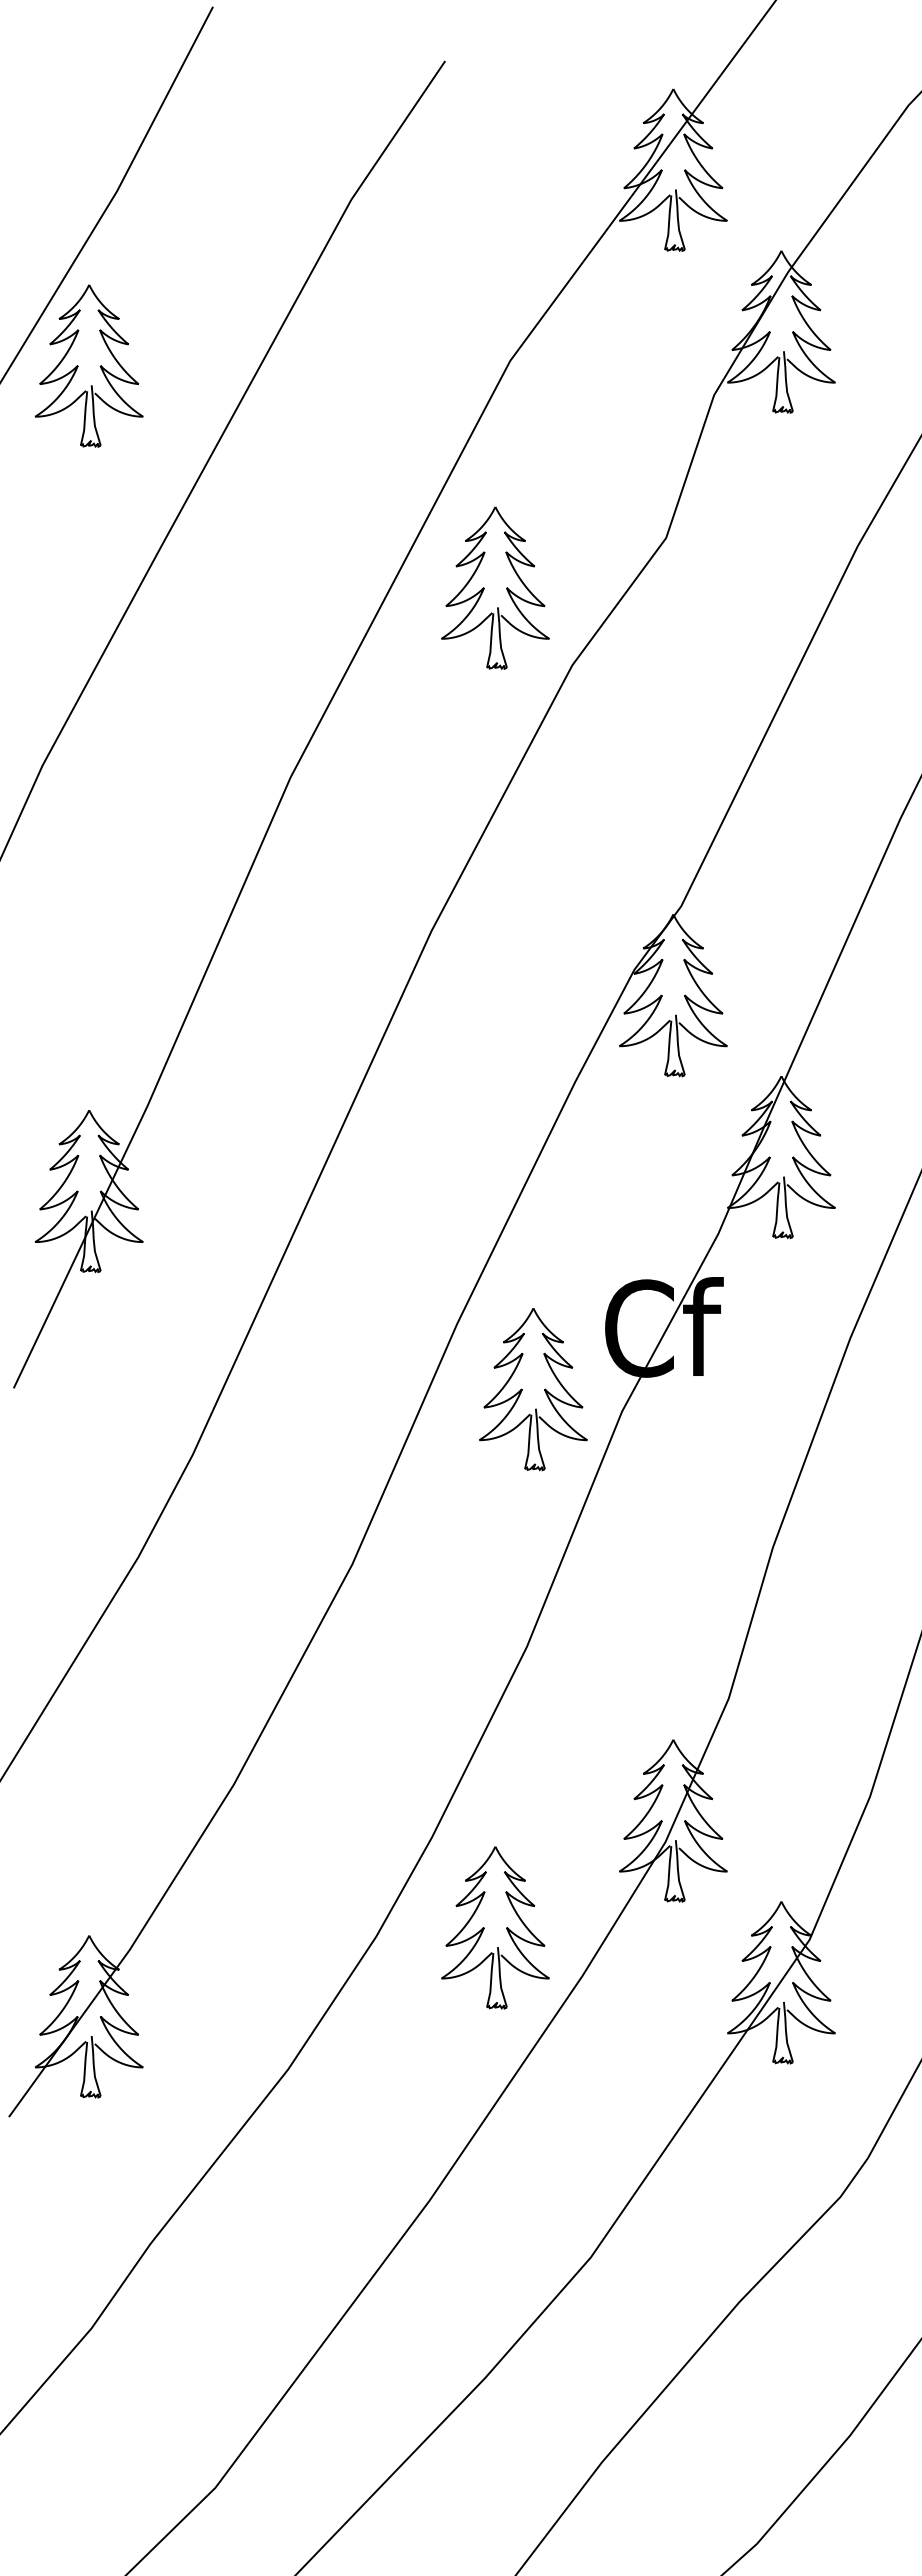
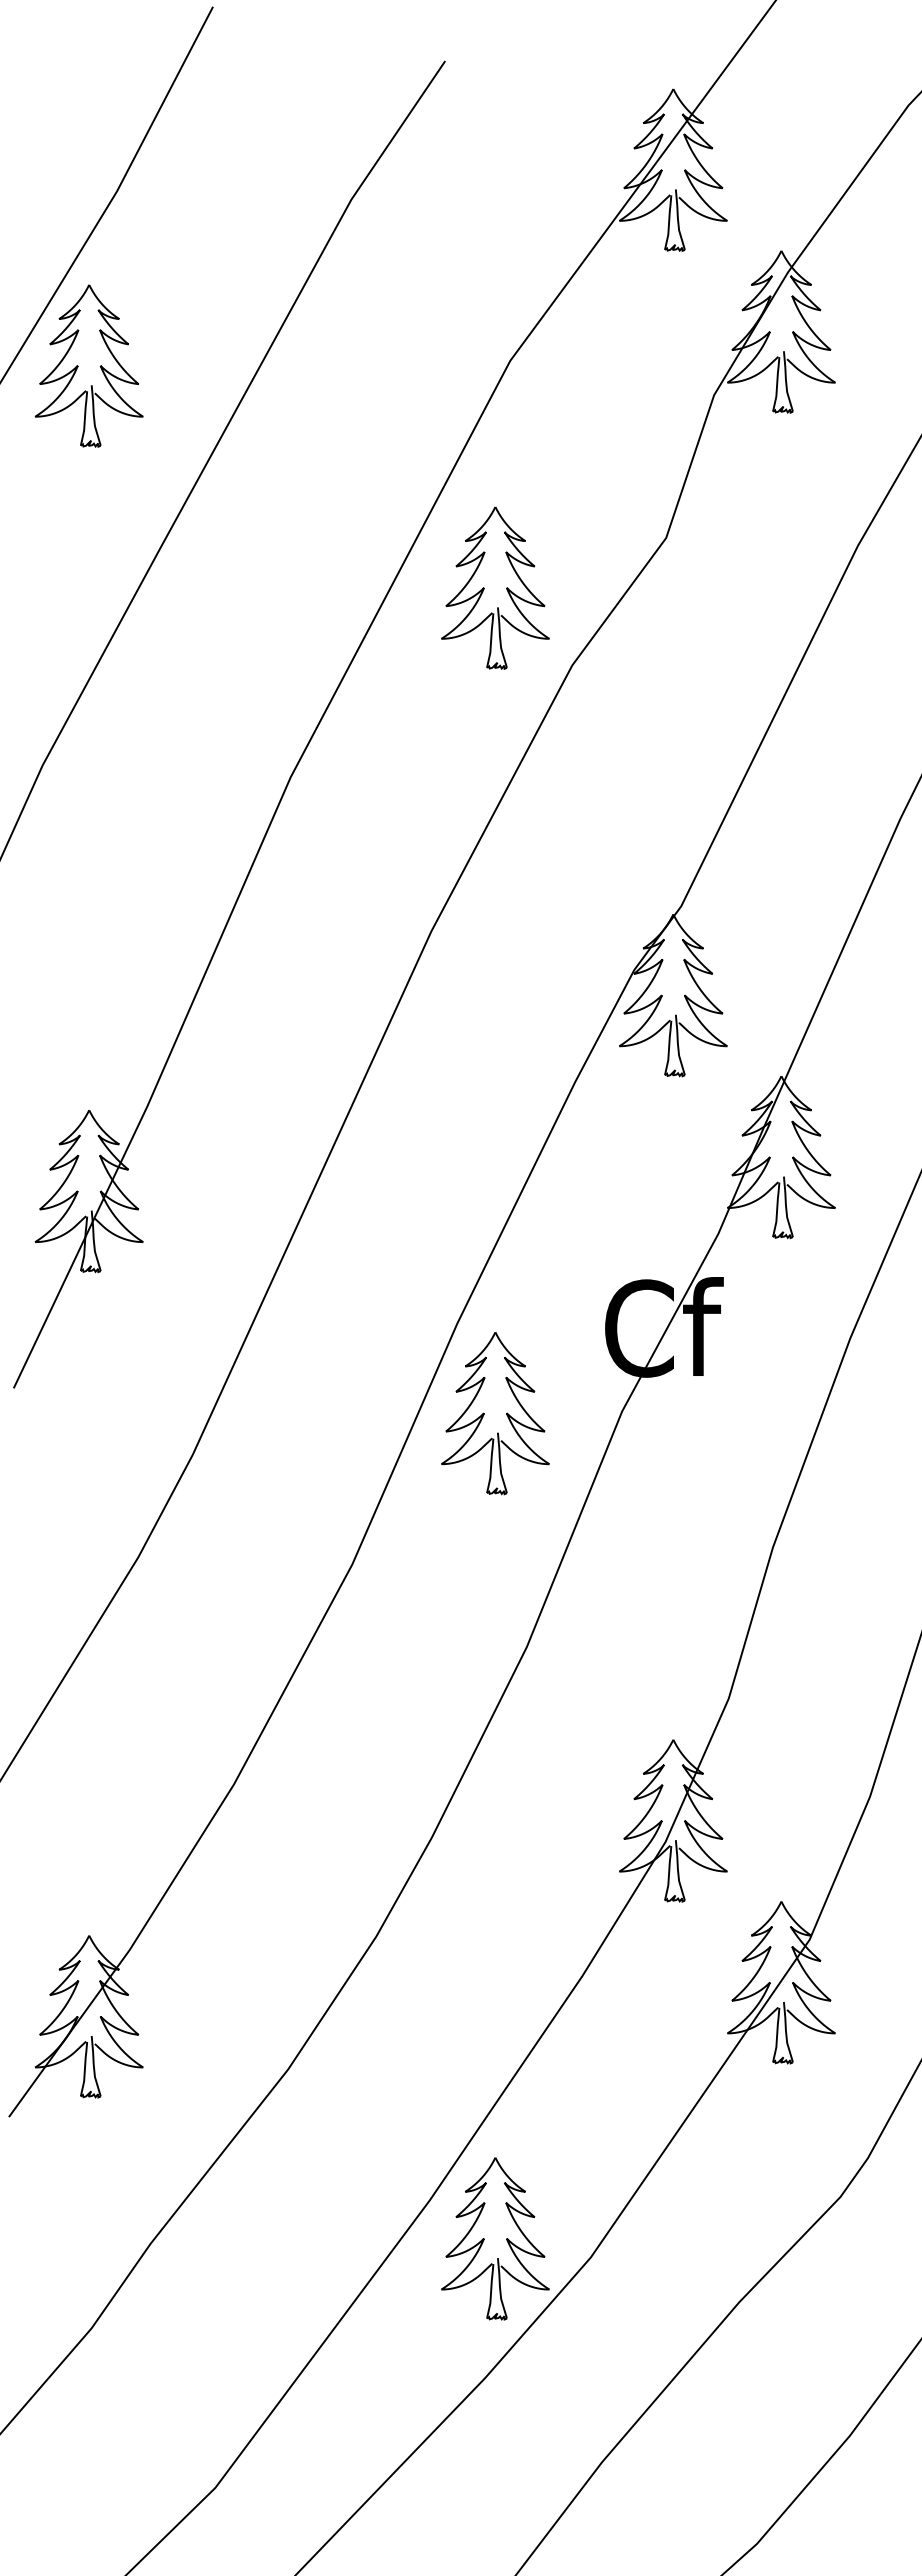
part position: (533, 1389) -> (495, 1413) (495, 1413)
part position: (495, 1927) -> (495, 2238) (495, 2238)
